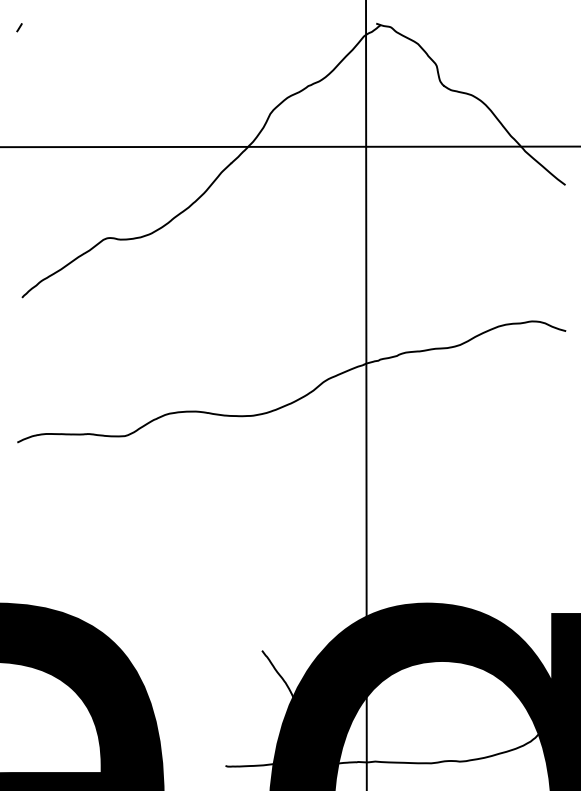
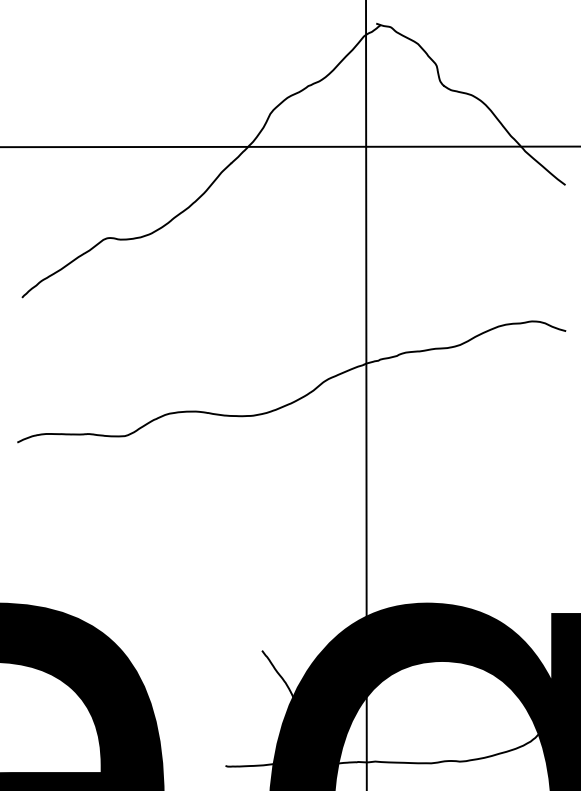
curve: present -> none (19, 27)
